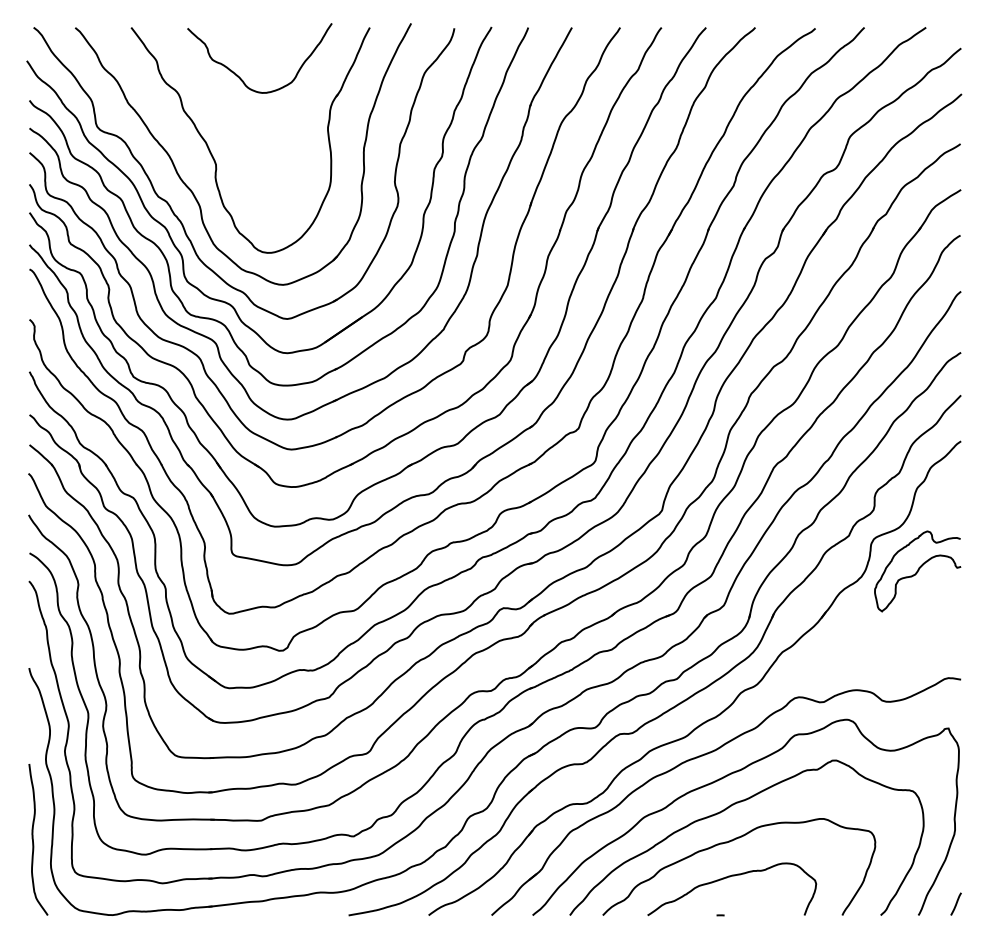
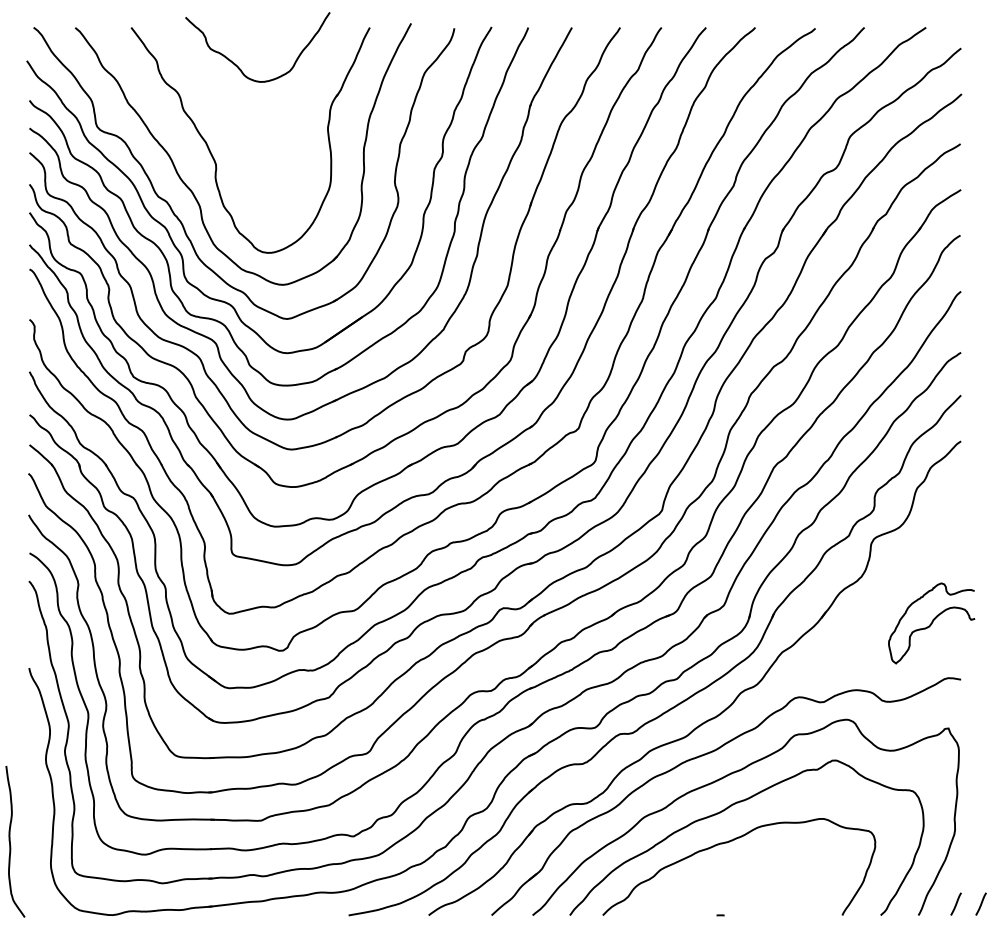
curve position: (240, 77) -> (238, 66) (238, 66)
curve position: (917, 571) -> (931, 623) (931, 623)
curve position: (33, 839) -> (10, 841) (10, 841)
curve: present -> none (727, 878)
line: none -> present (980, 903)
